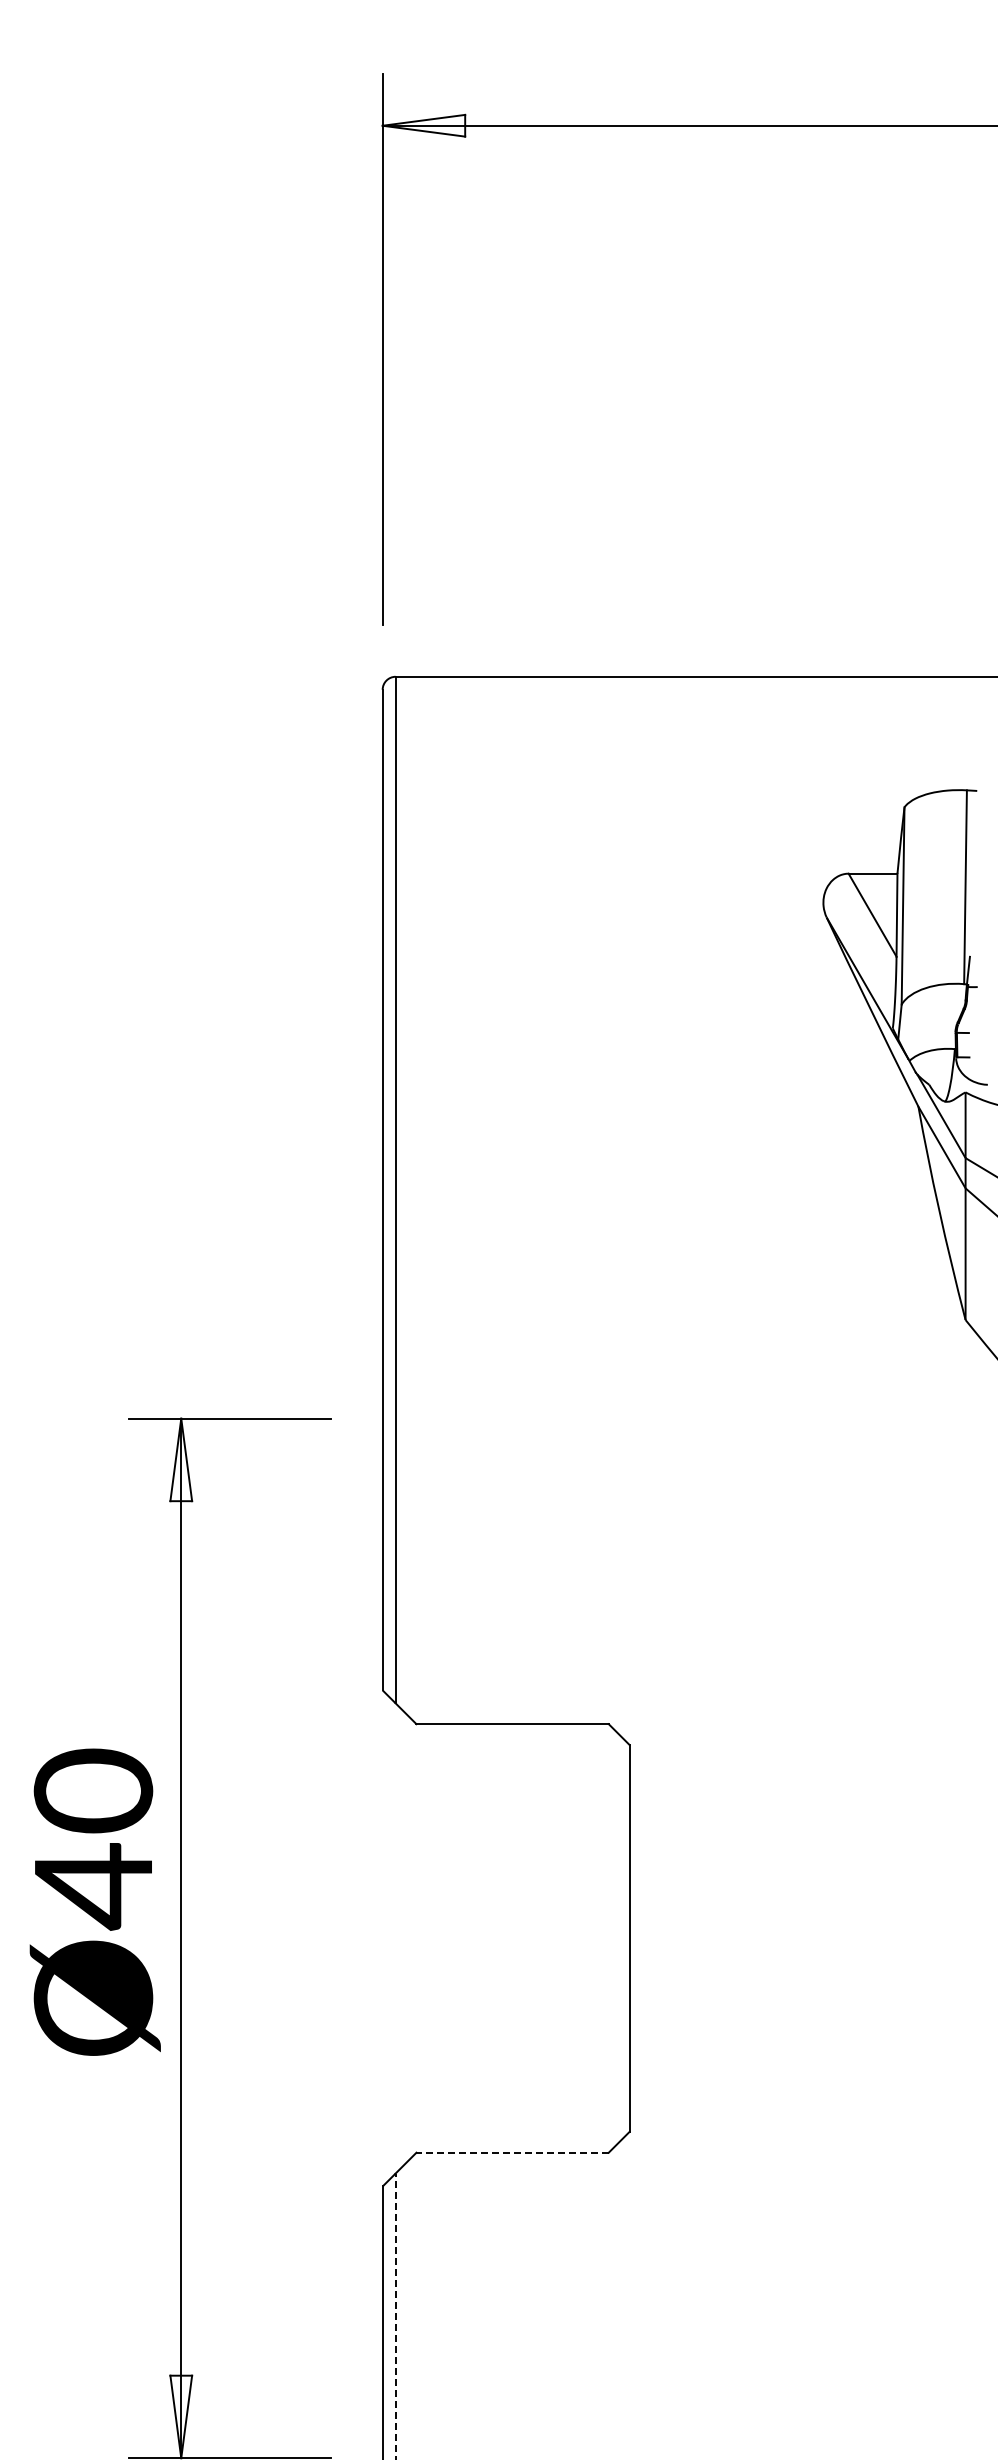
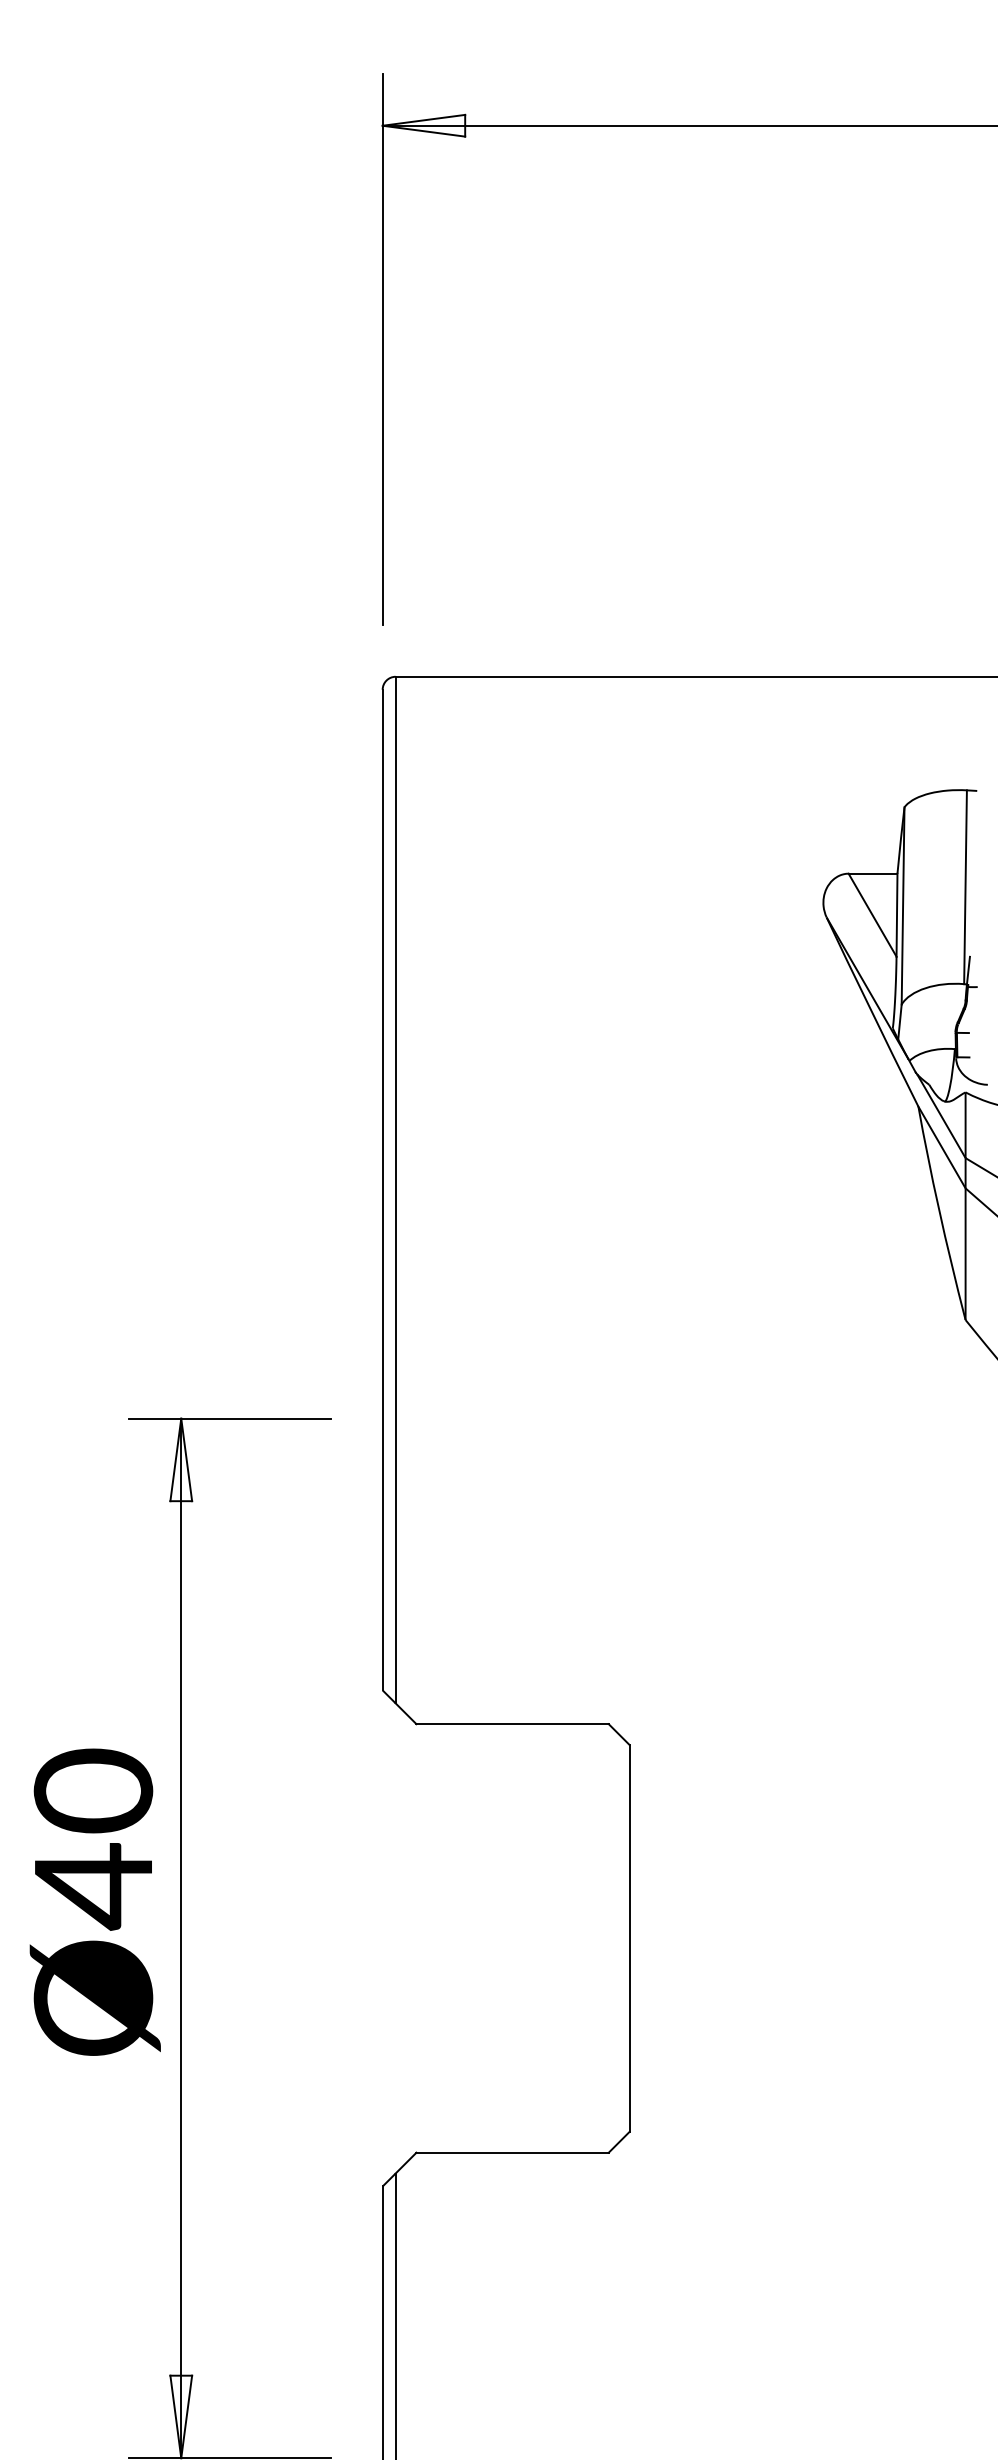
line: dashed -> solid (512, 2152)
line: dashed -> solid (395, 2316)
